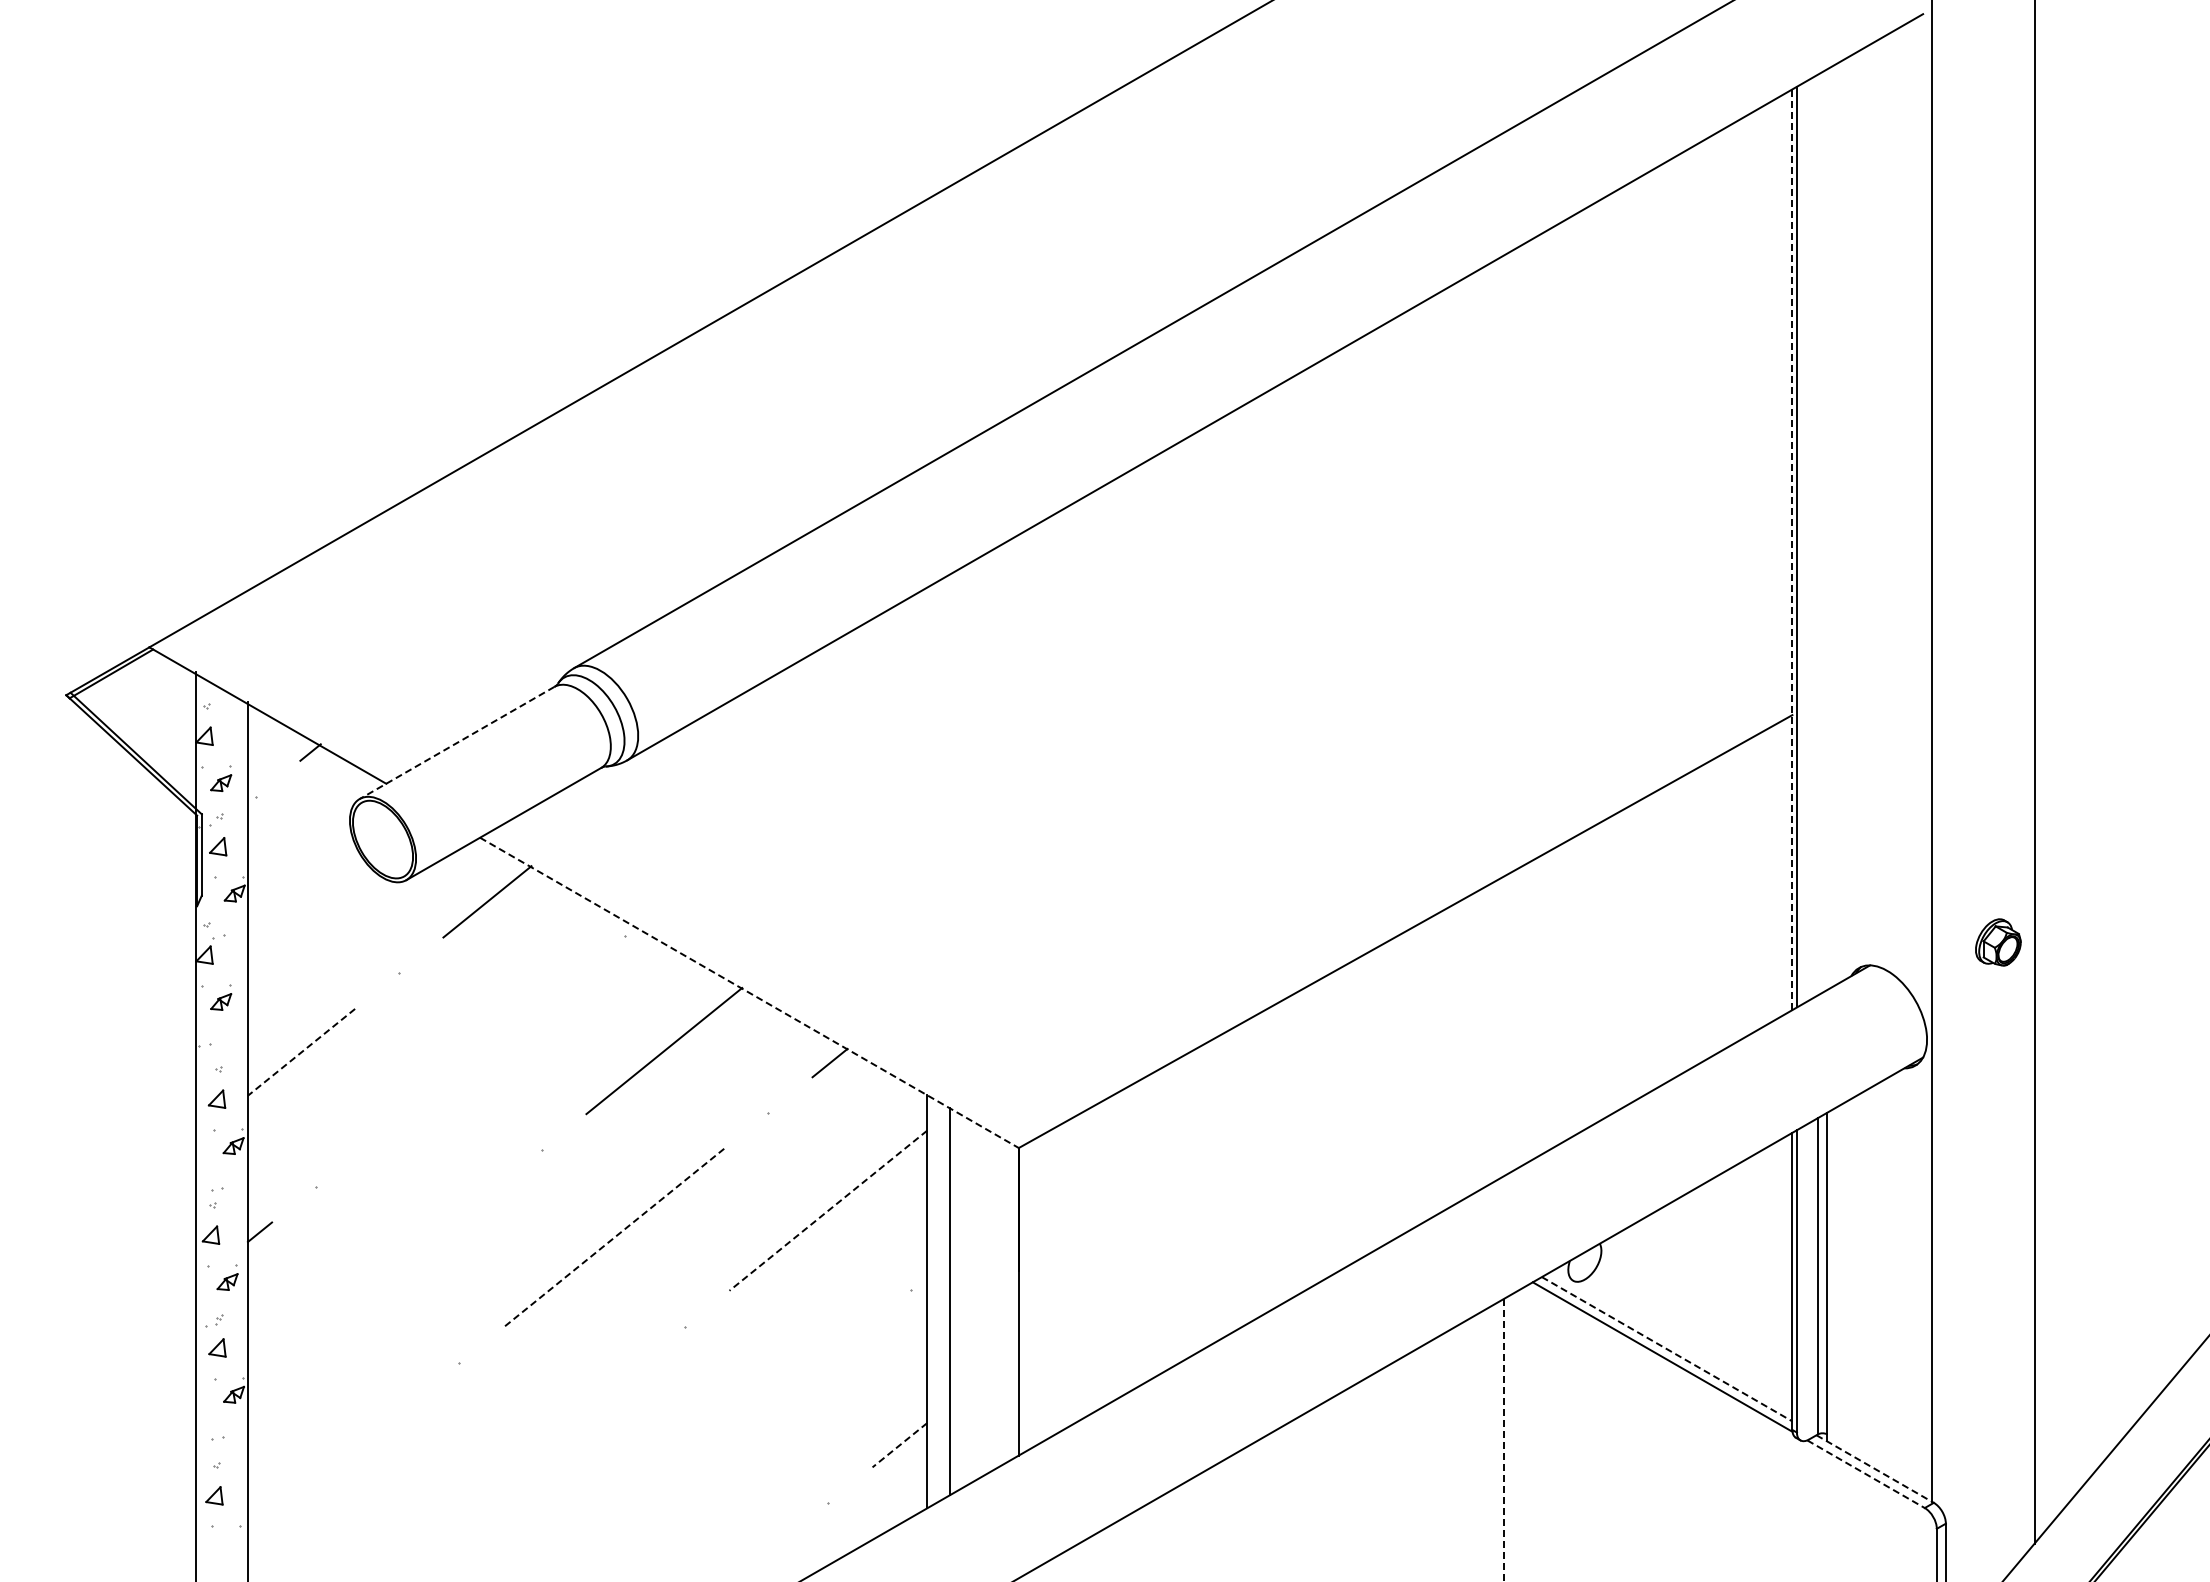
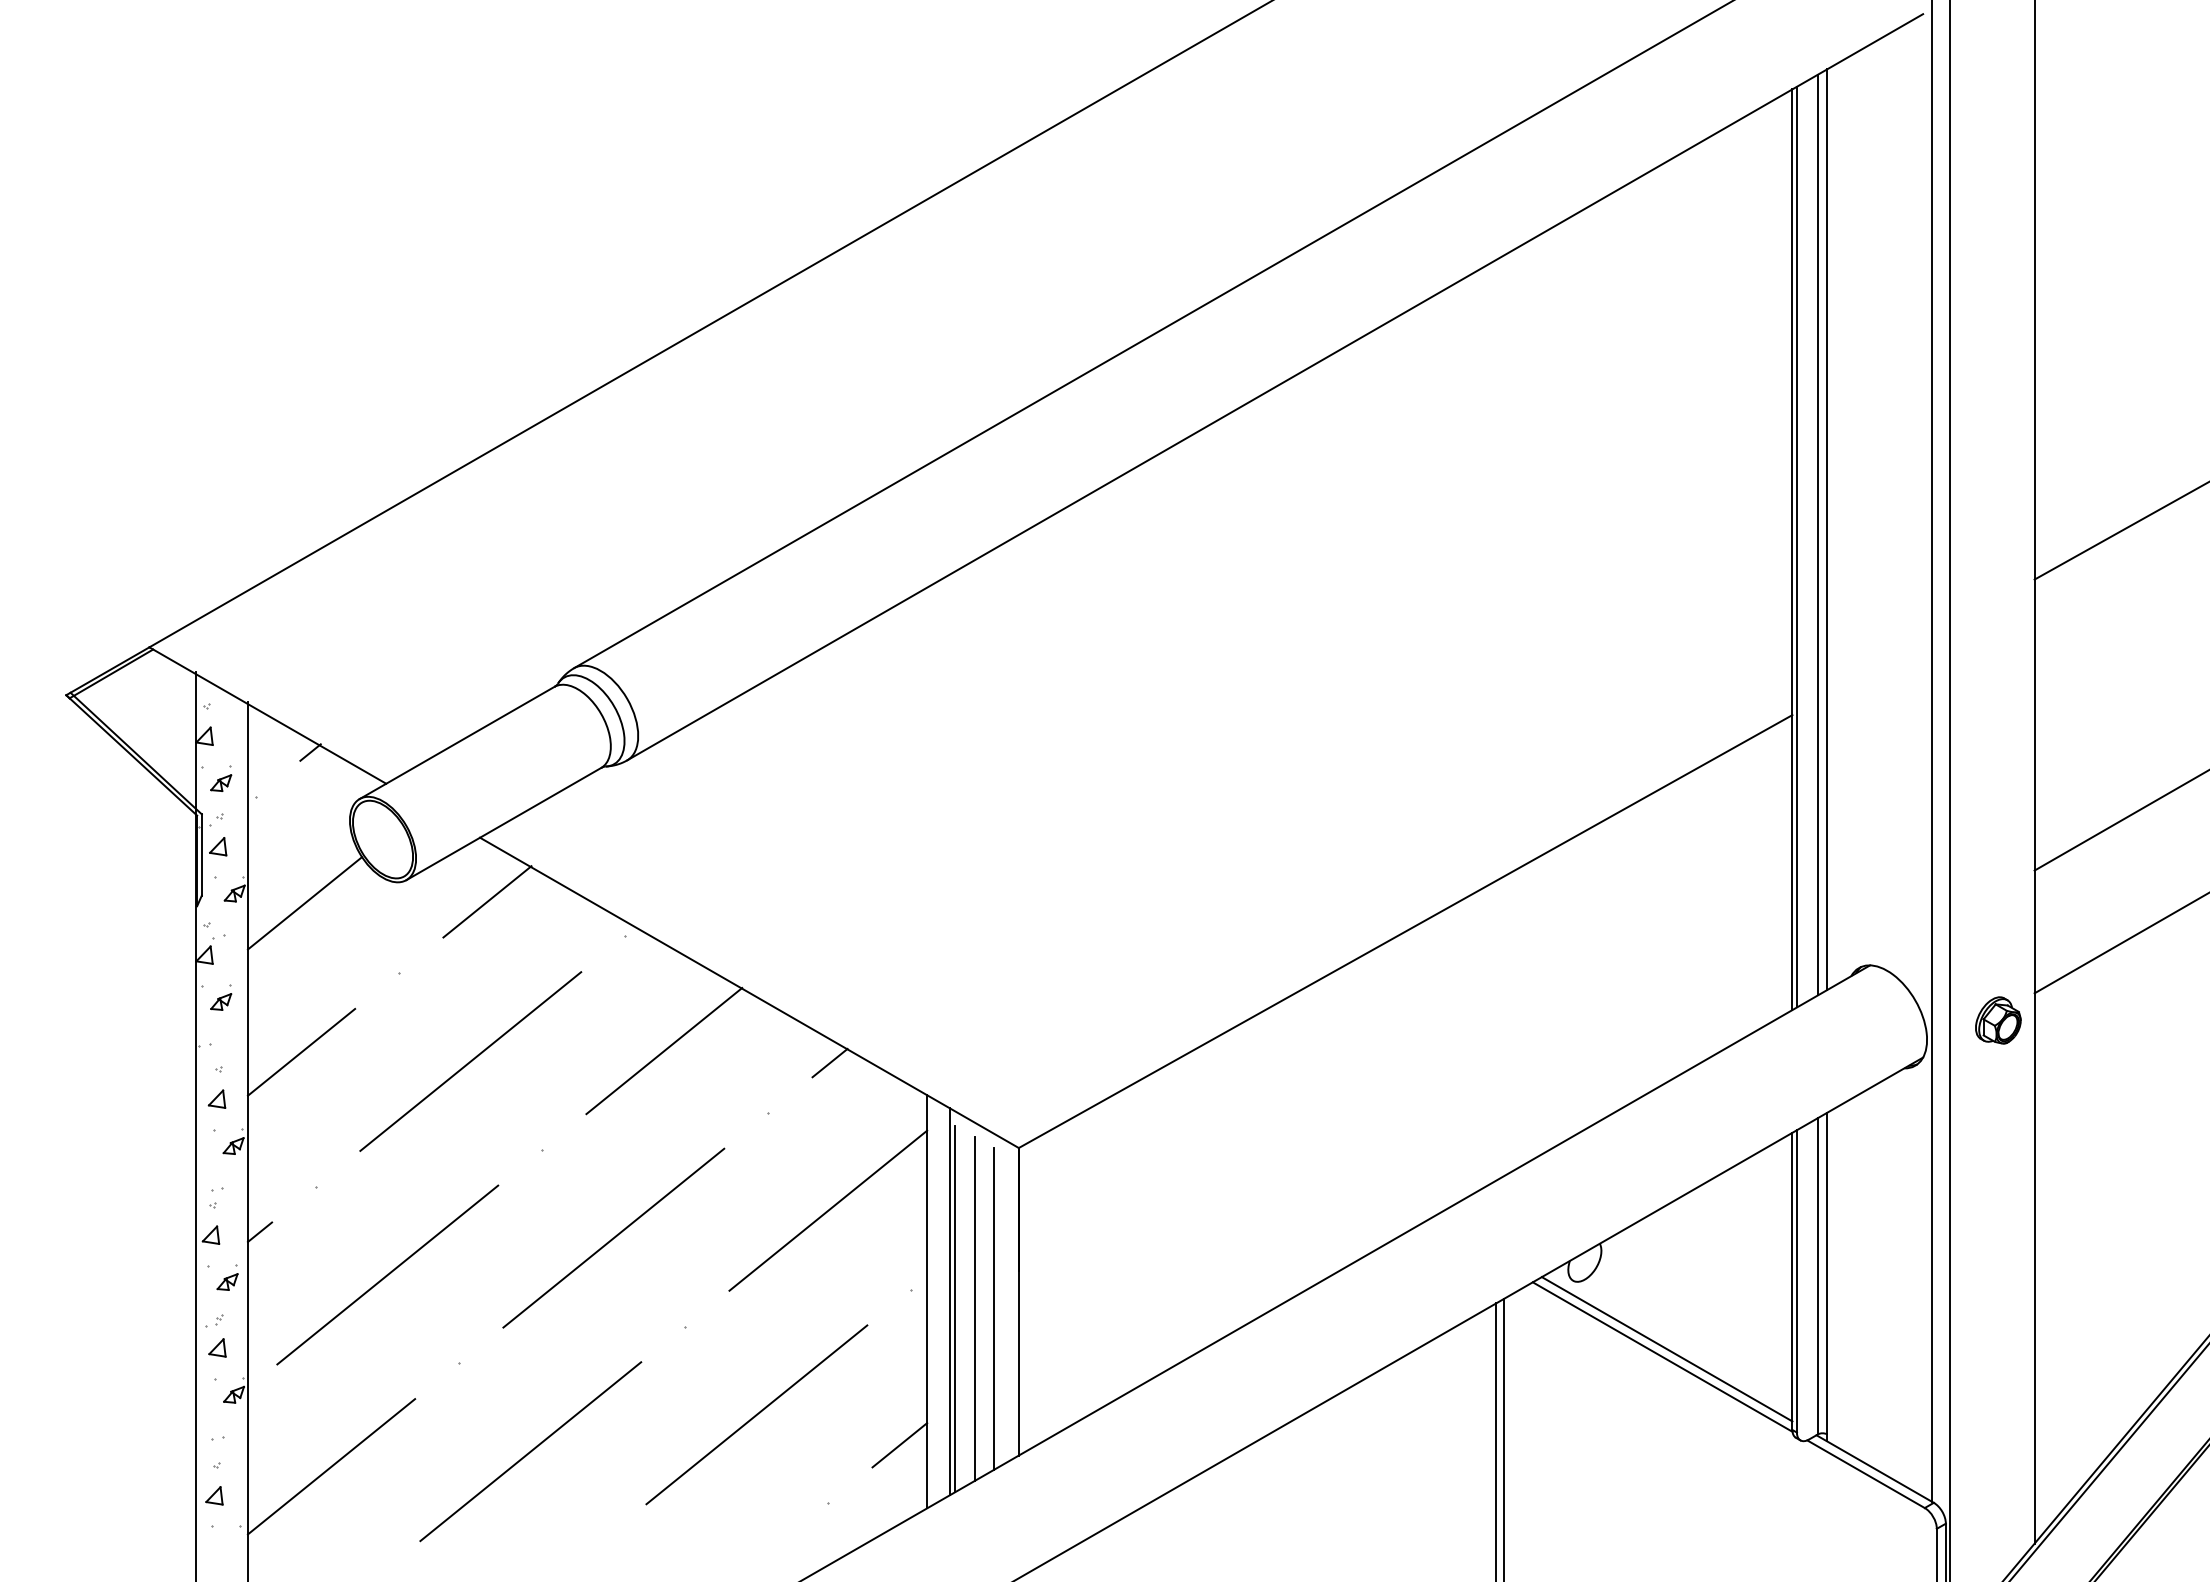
line: none -> present (1827, 529)
line: none -> present (2120, 531)
line: none -> present (1818, 534)
line: dashed -> solid (1792, 549)
line: dashed -> solid (456, 743)
line: none -> present (1950, 790)
line: none -> present (2120, 820)
line: none -> present (304, 903)
part position: (1998, 942) -> (1998, 1020) (1998, 1020)
line: none -> present (2120, 943)
line: dashed -> solid (749, 992)
line: dashed -> solid (301, 1052)
line: none -> present (470, 1061)
line: dashed -> solid (827, 1211)
line: dashed -> solid (613, 1238)
line: none -> present (387, 1274)
line: none -> present (955, 1308)
line: none -> present (974, 1308)
line: none -> present (994, 1308)
line: dashed -> solid (1667, 1349)
line: none -> present (756, 1414)
line: none -> present (1496, 1440)
line: dashed -> solid (1503, 1440)
line: dashed -> solid (899, 1445)
line: none -> present (530, 1451)
line: none -> present (2109, 1462)
line: none -> present (331, 1466)
line: dashed -> solid (1875, 1469)
line: dashed -> solid (1866, 1474)
